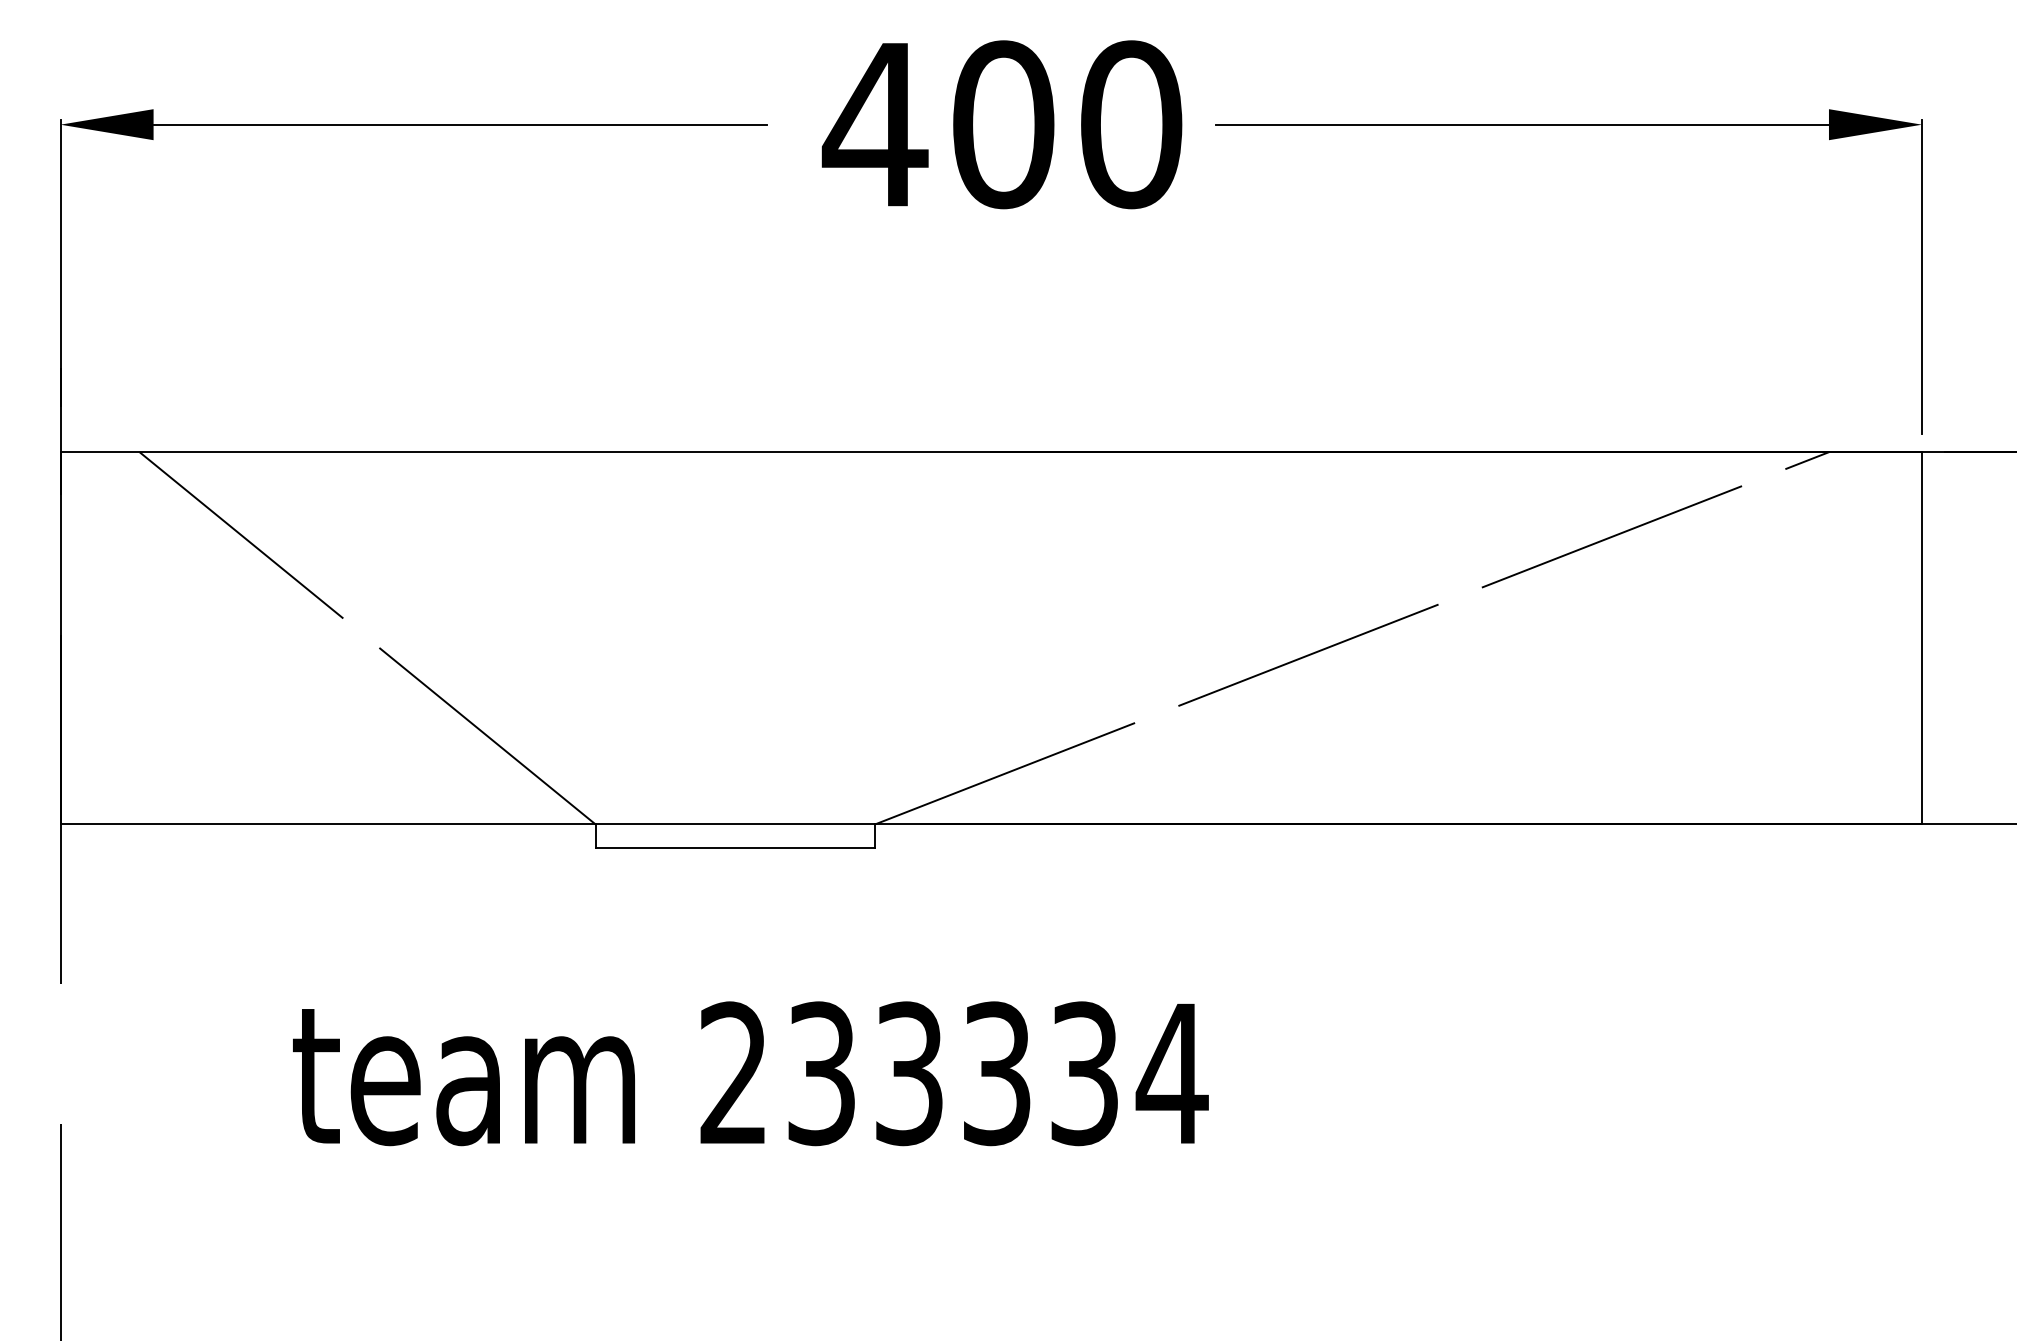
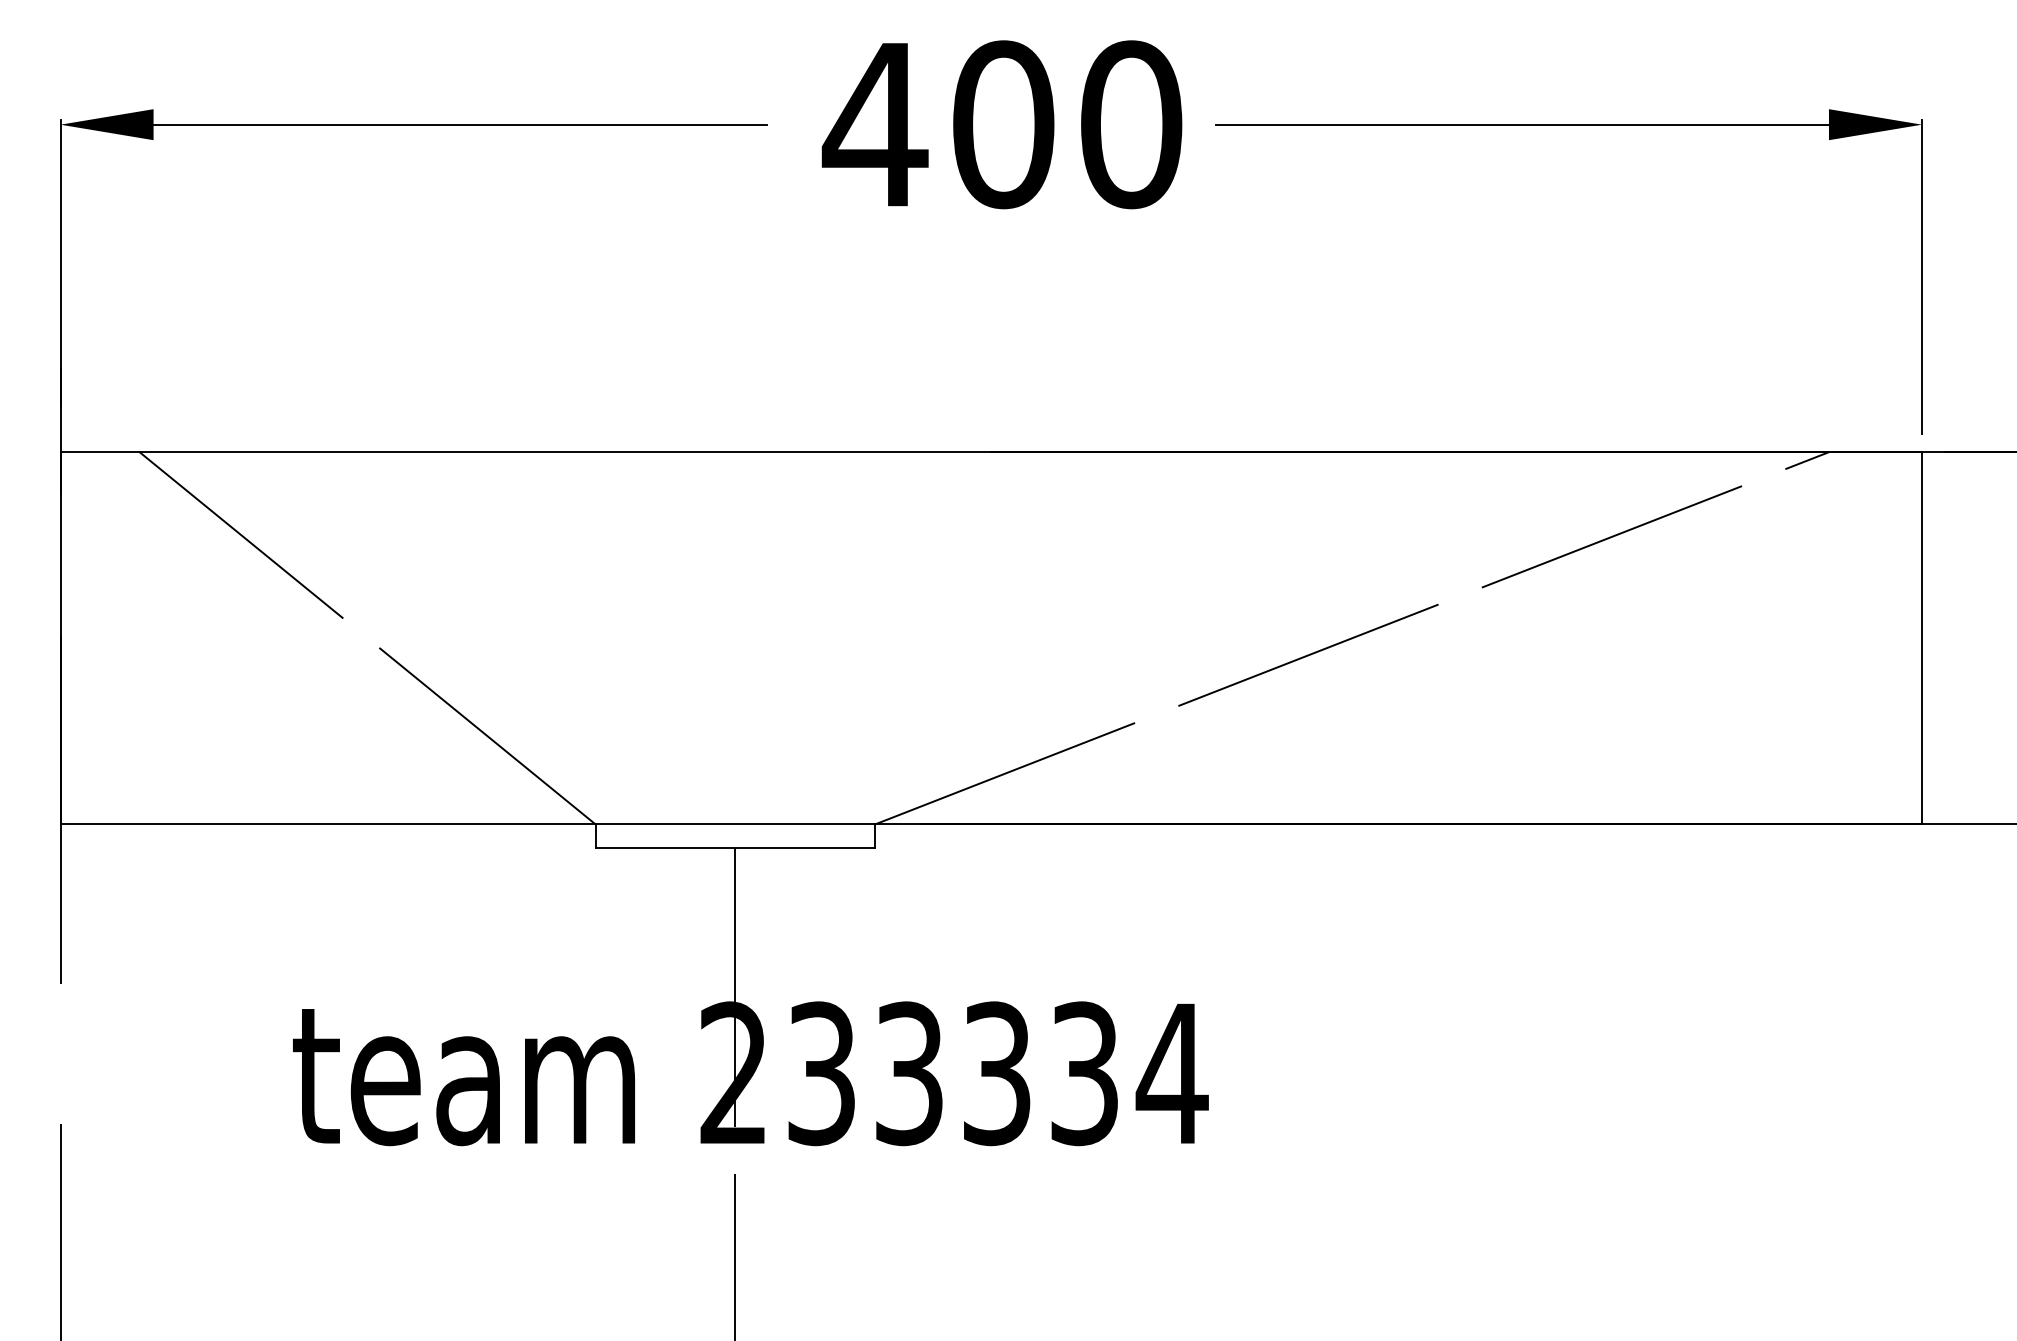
line: none -> present (735, 1092)
